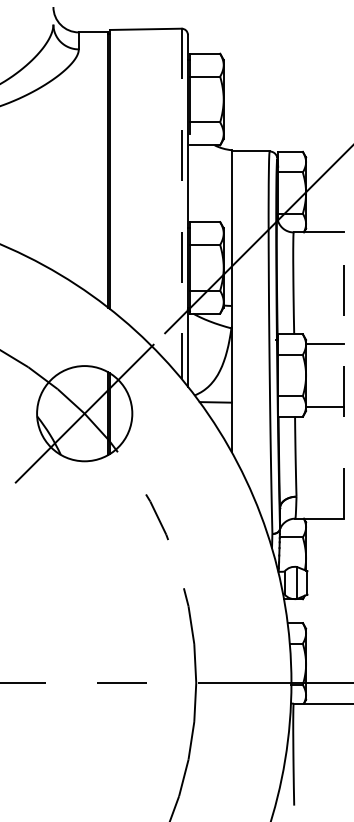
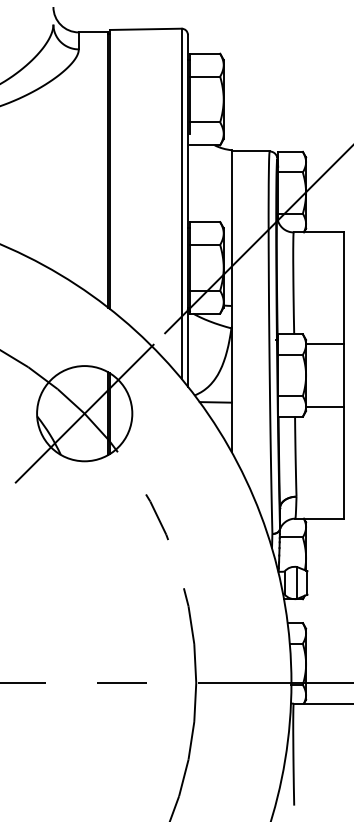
line: dashed -> solid (181, 204)
line: dashed -> solid (343, 375)
